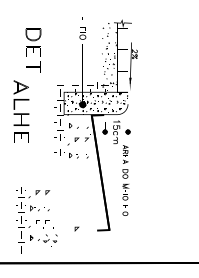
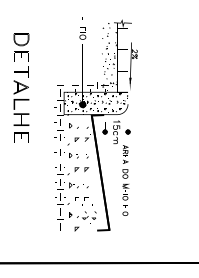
part position: (33, 50) -> (21, 55) (21, 55)
part position: (36, 220) -> (75, 197) (75, 197)
